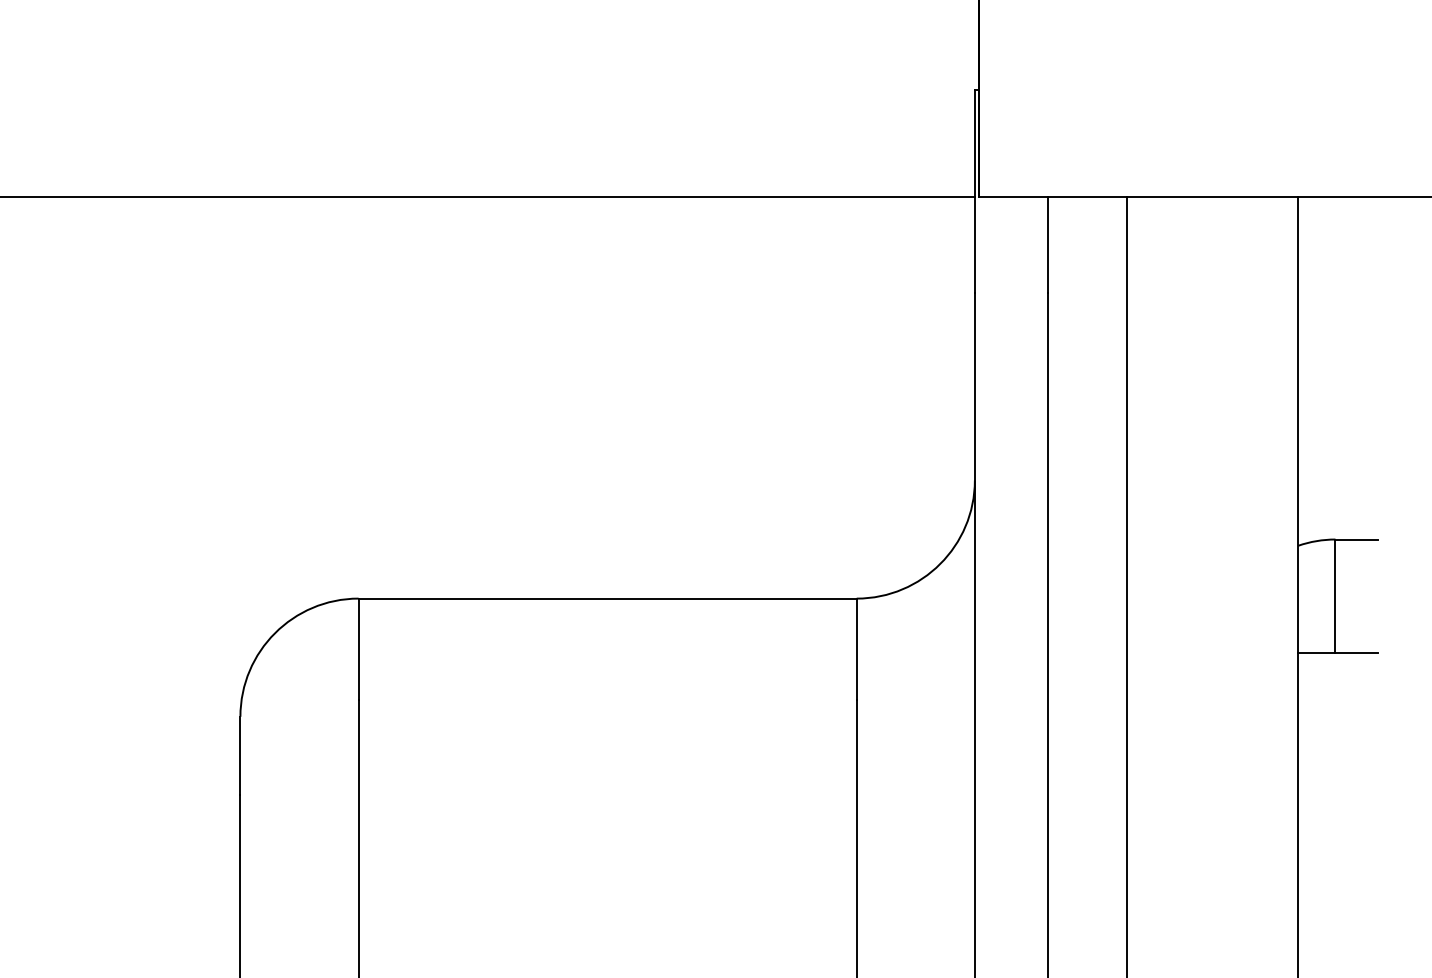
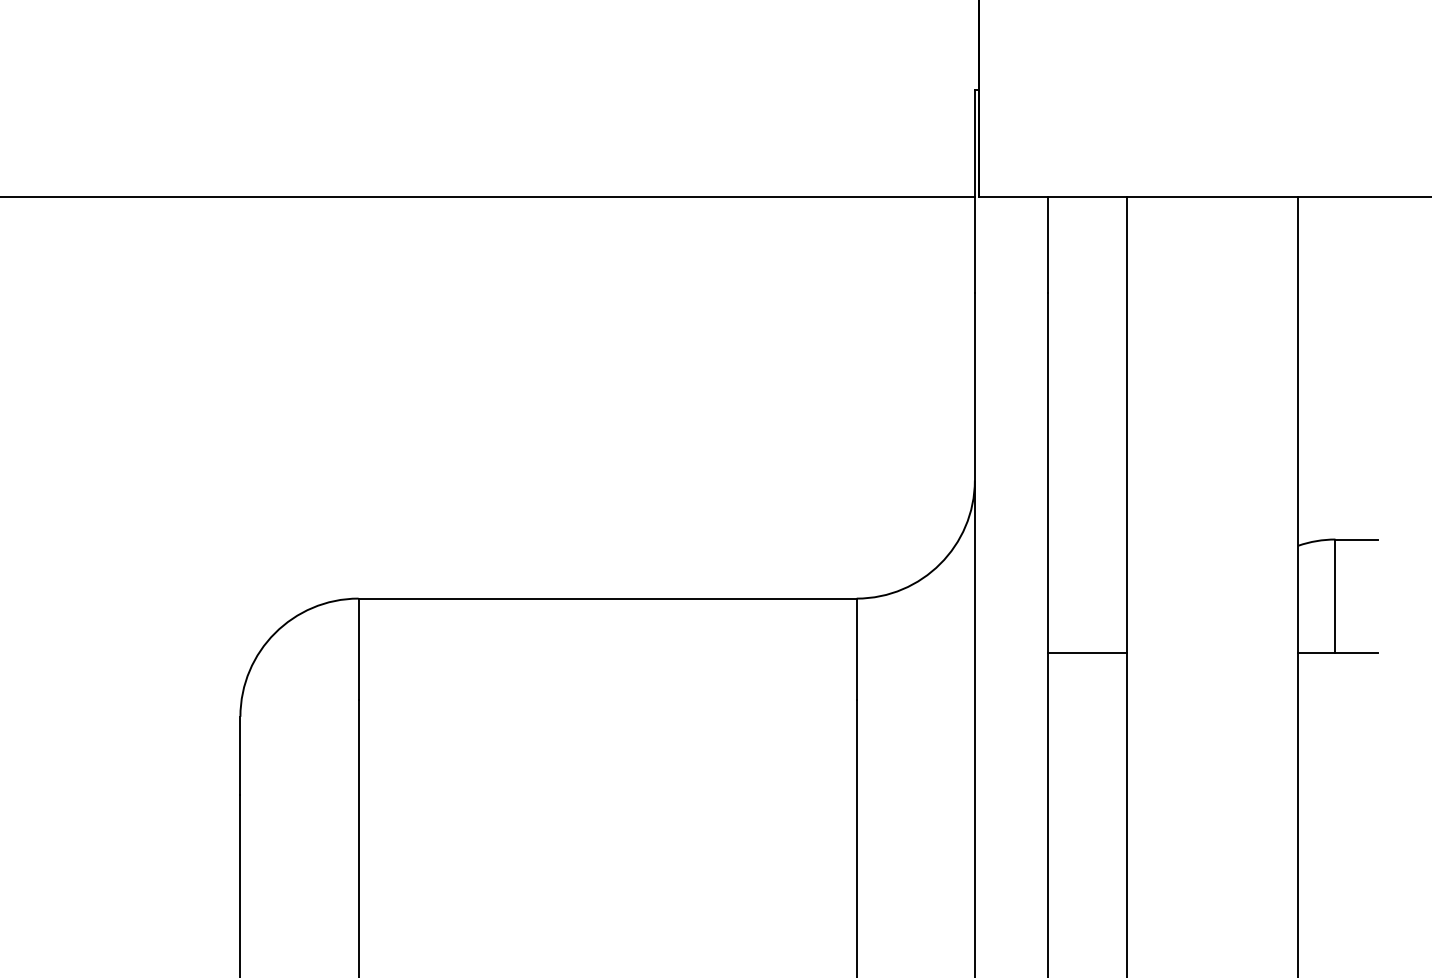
line: none -> present (1087, 653)
